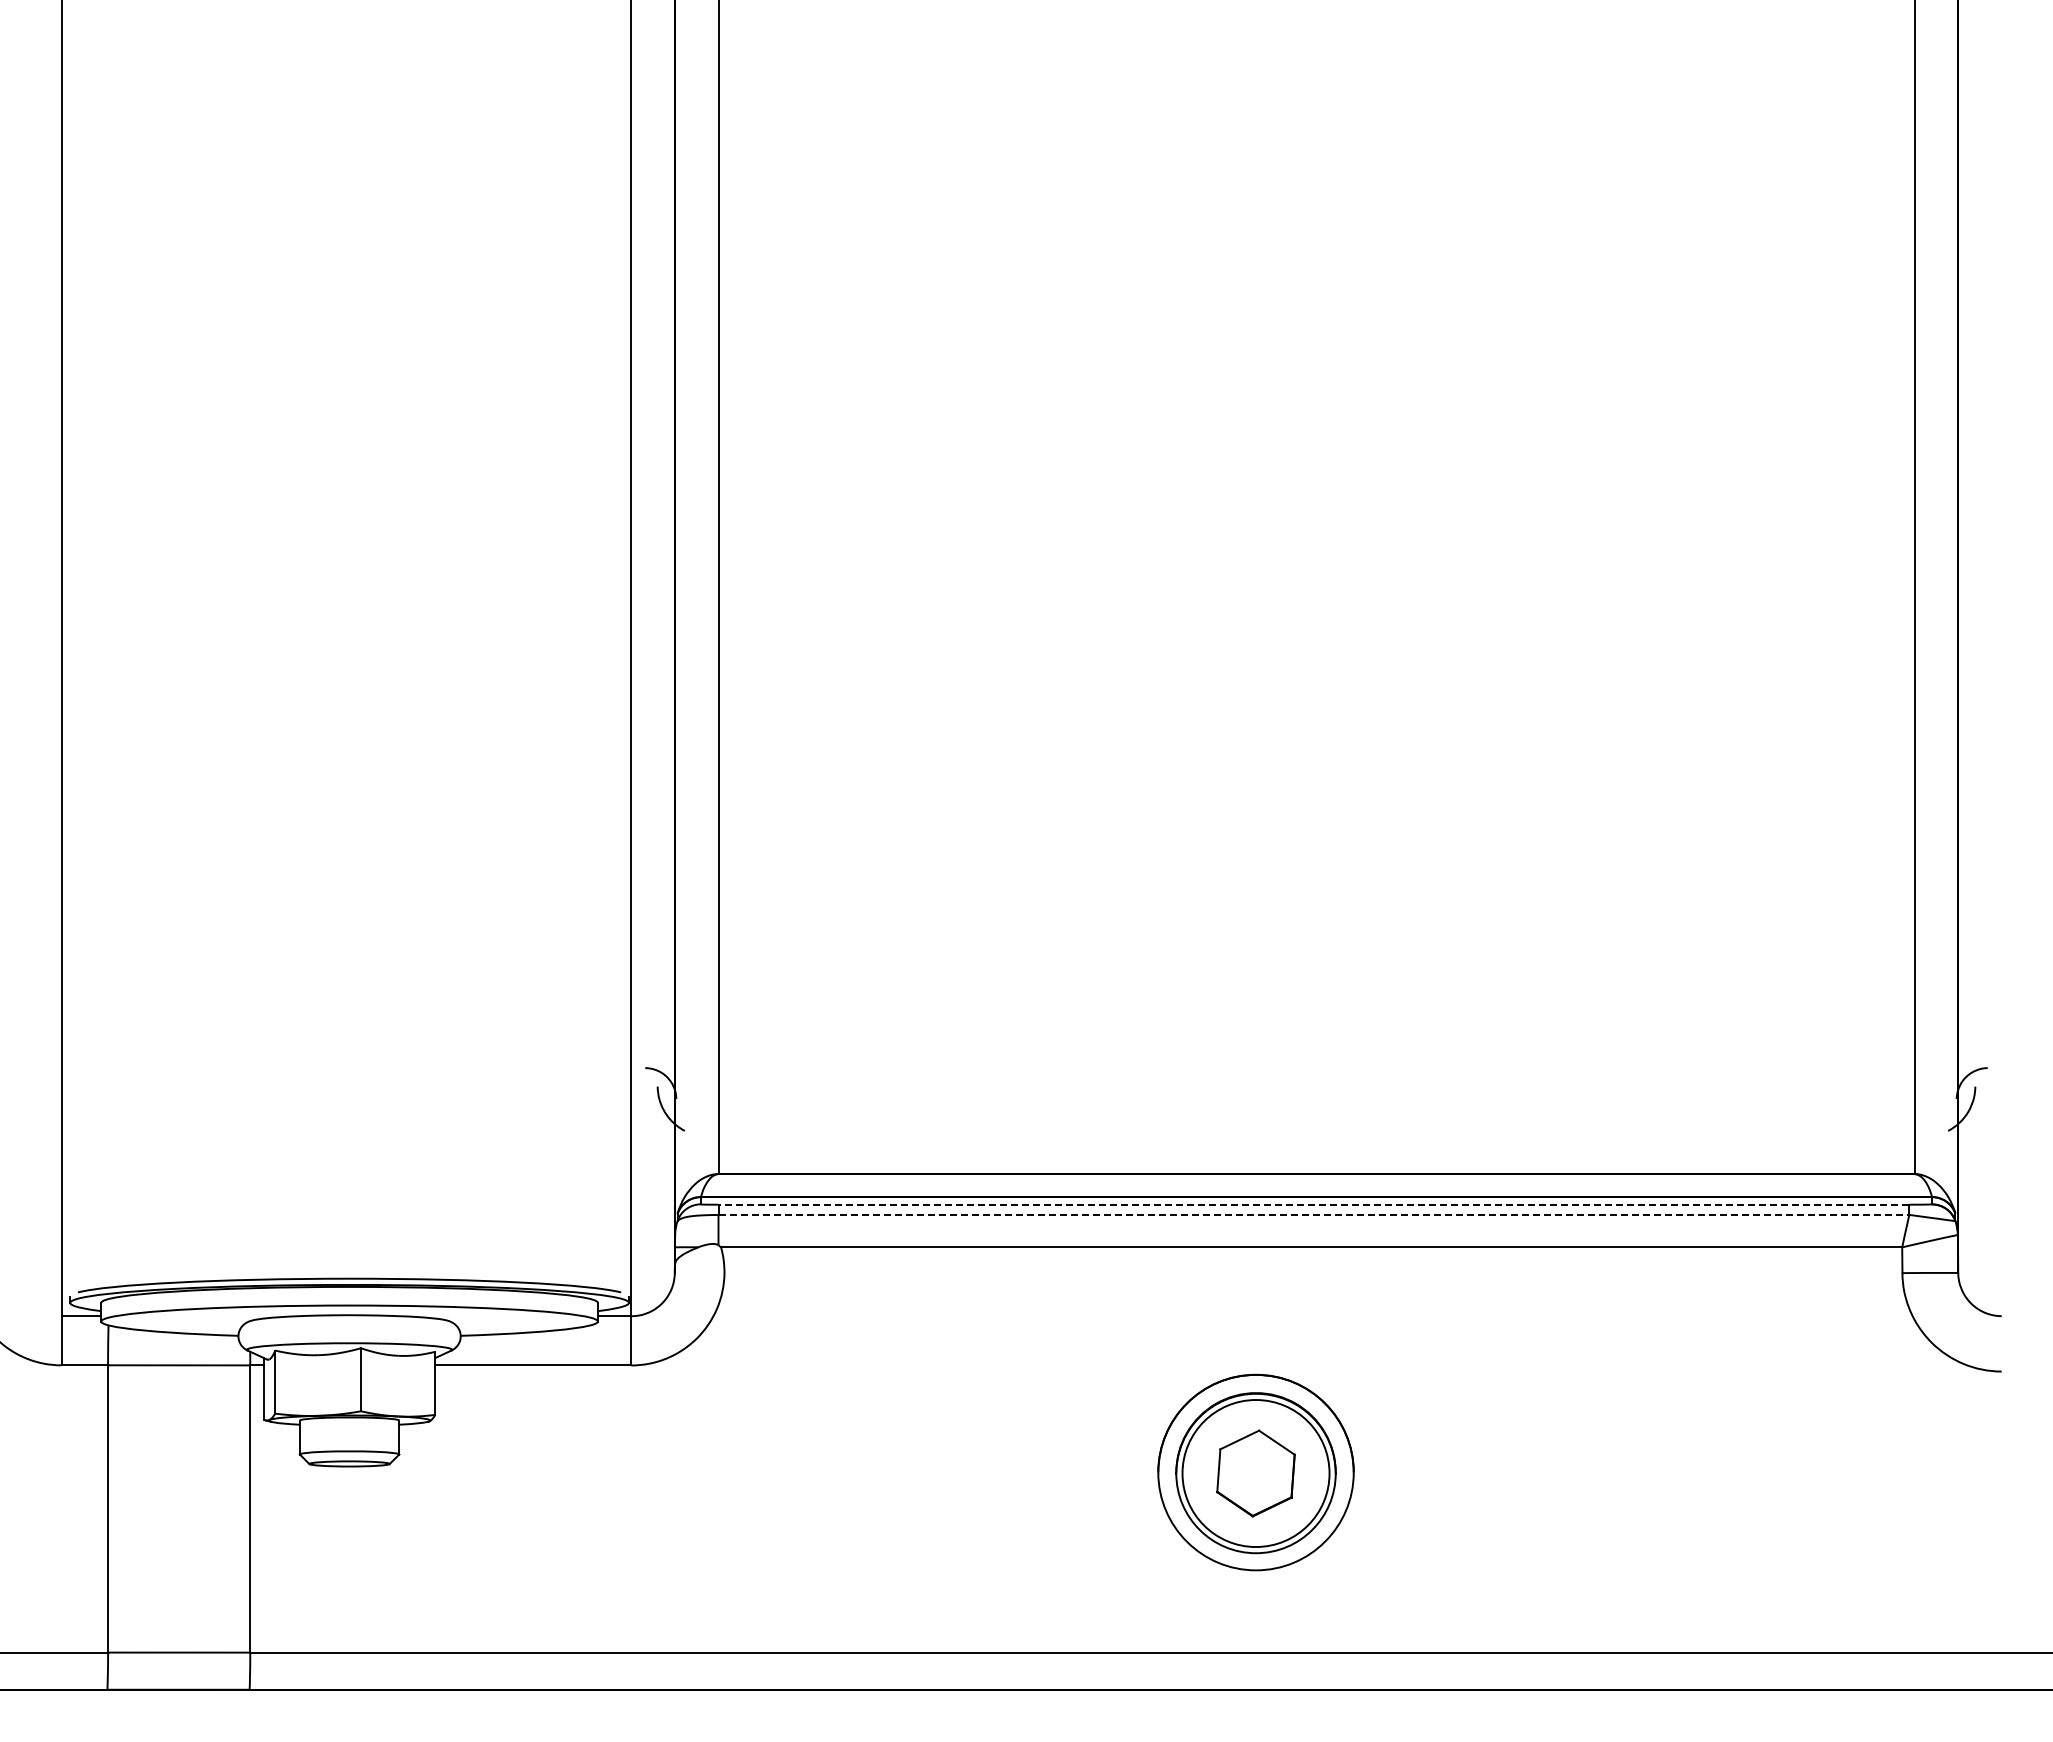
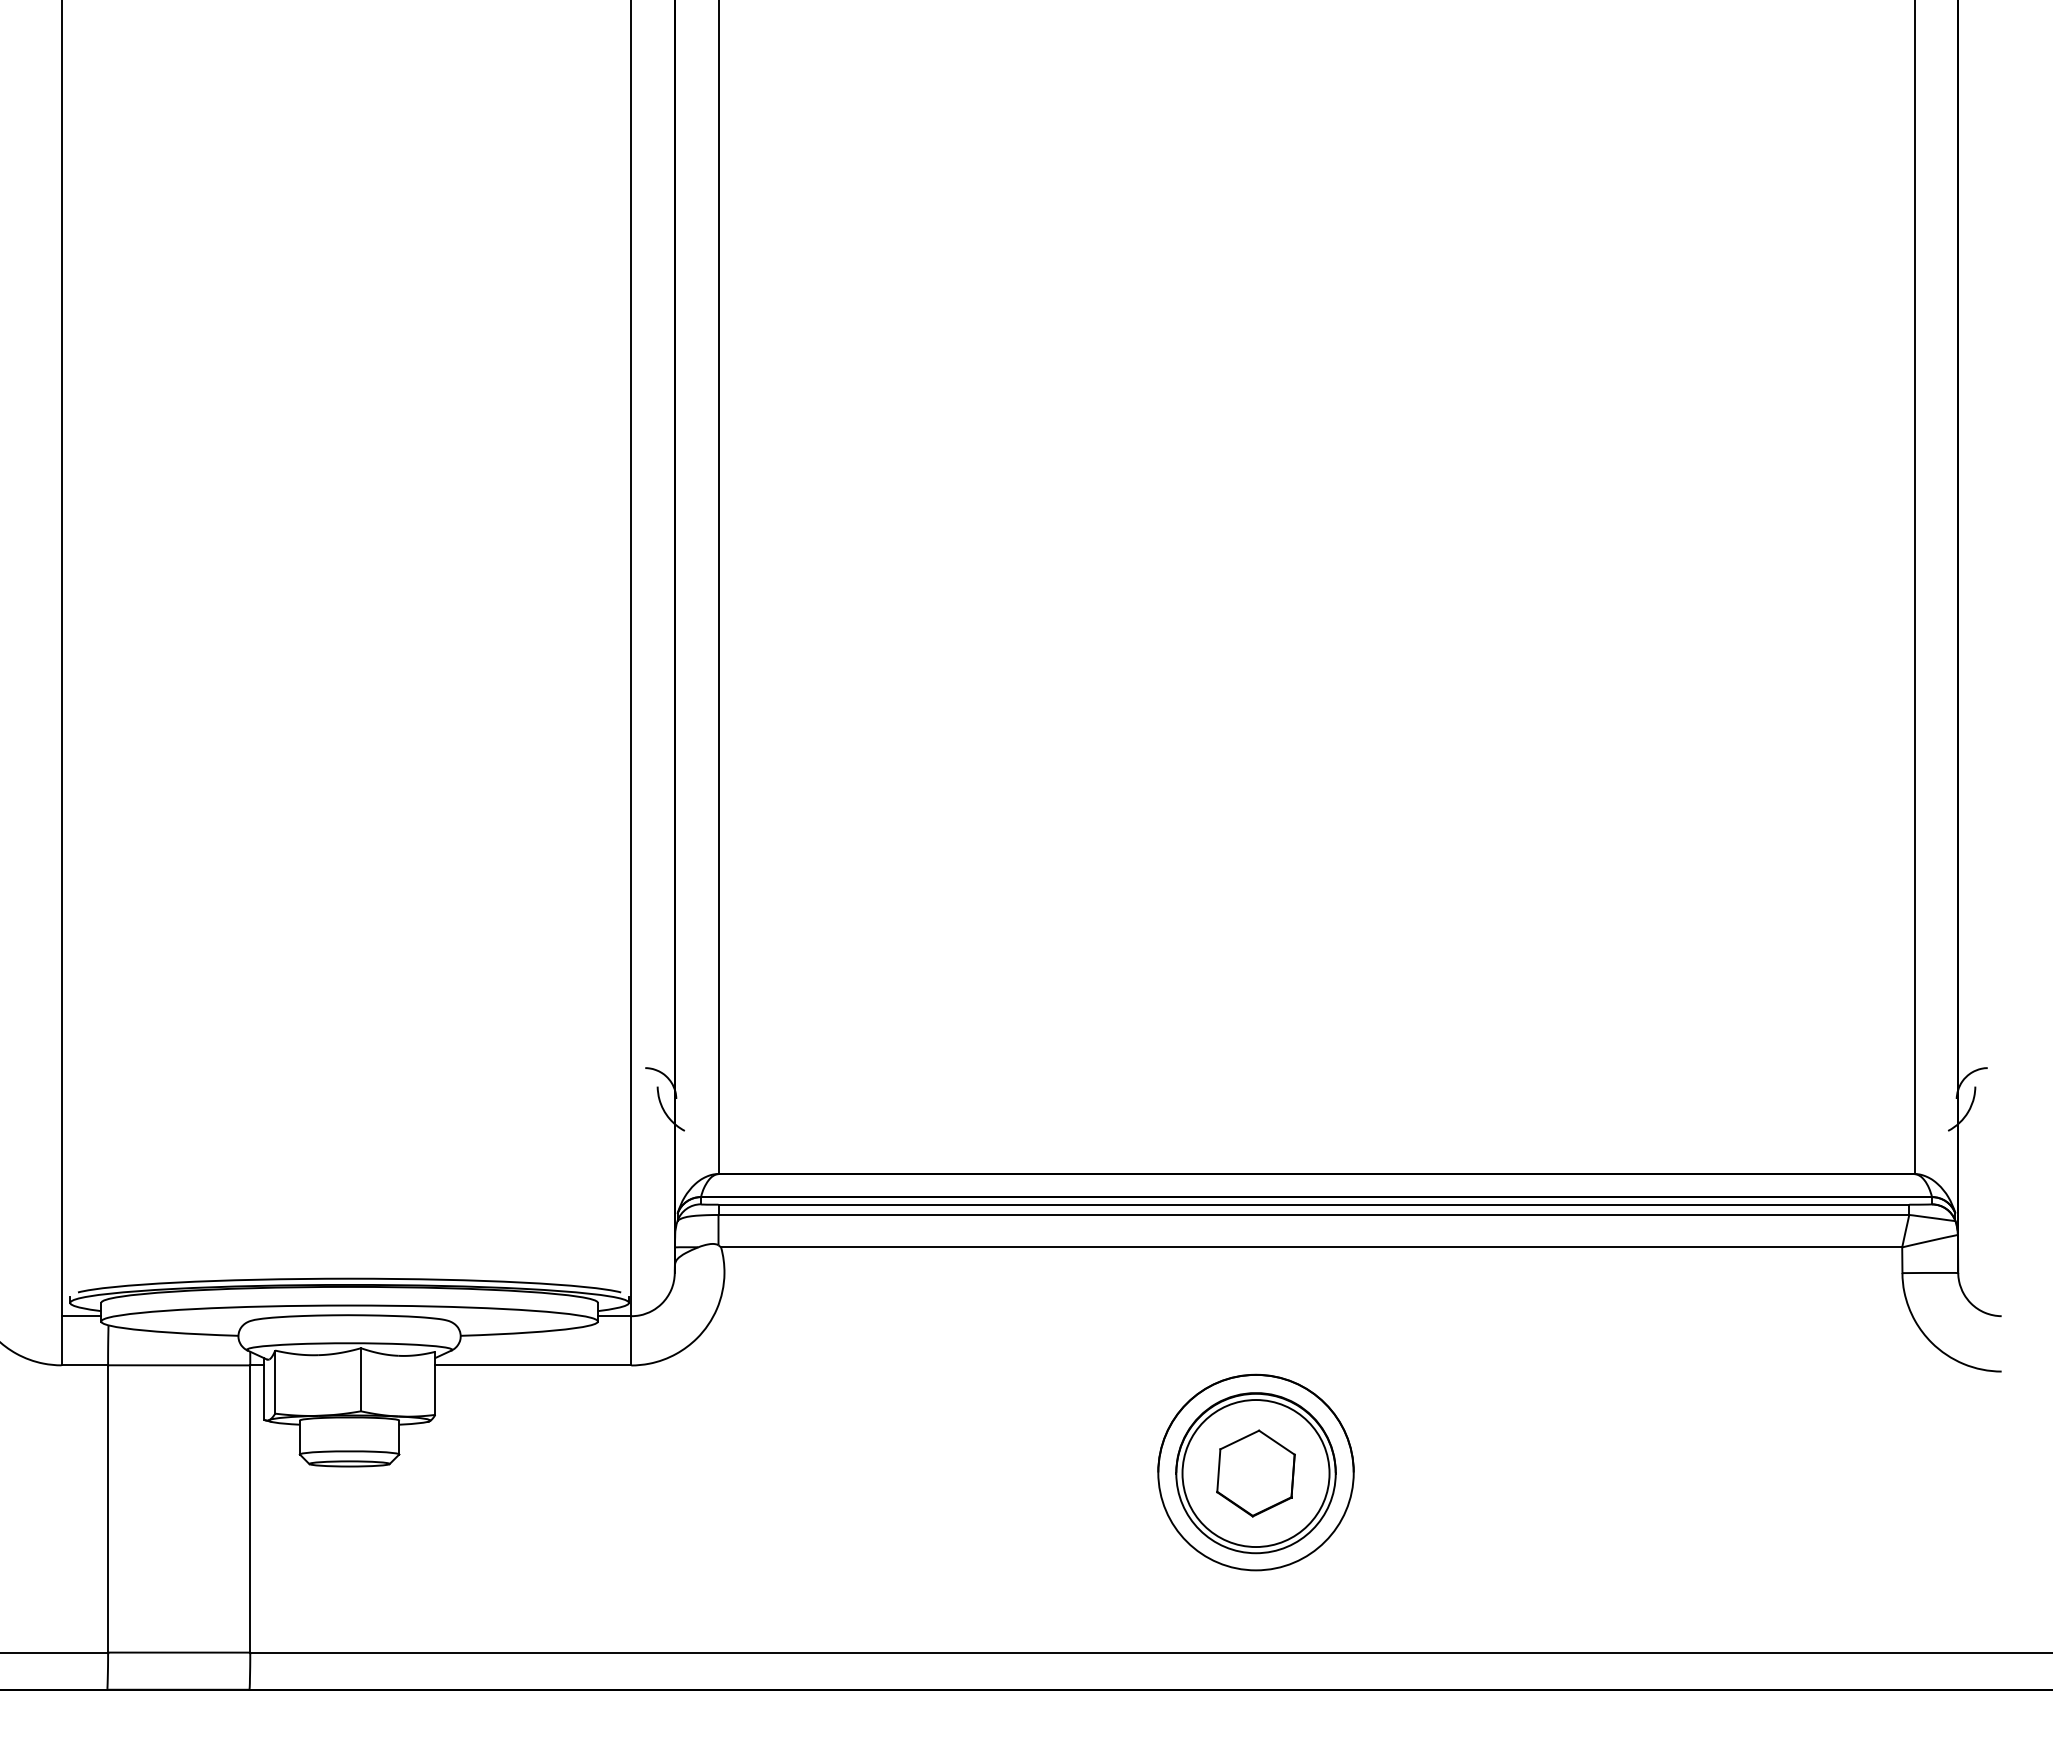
line: dashed -> solid (1313, 1204)
line: dashed -> solid (1314, 1215)
